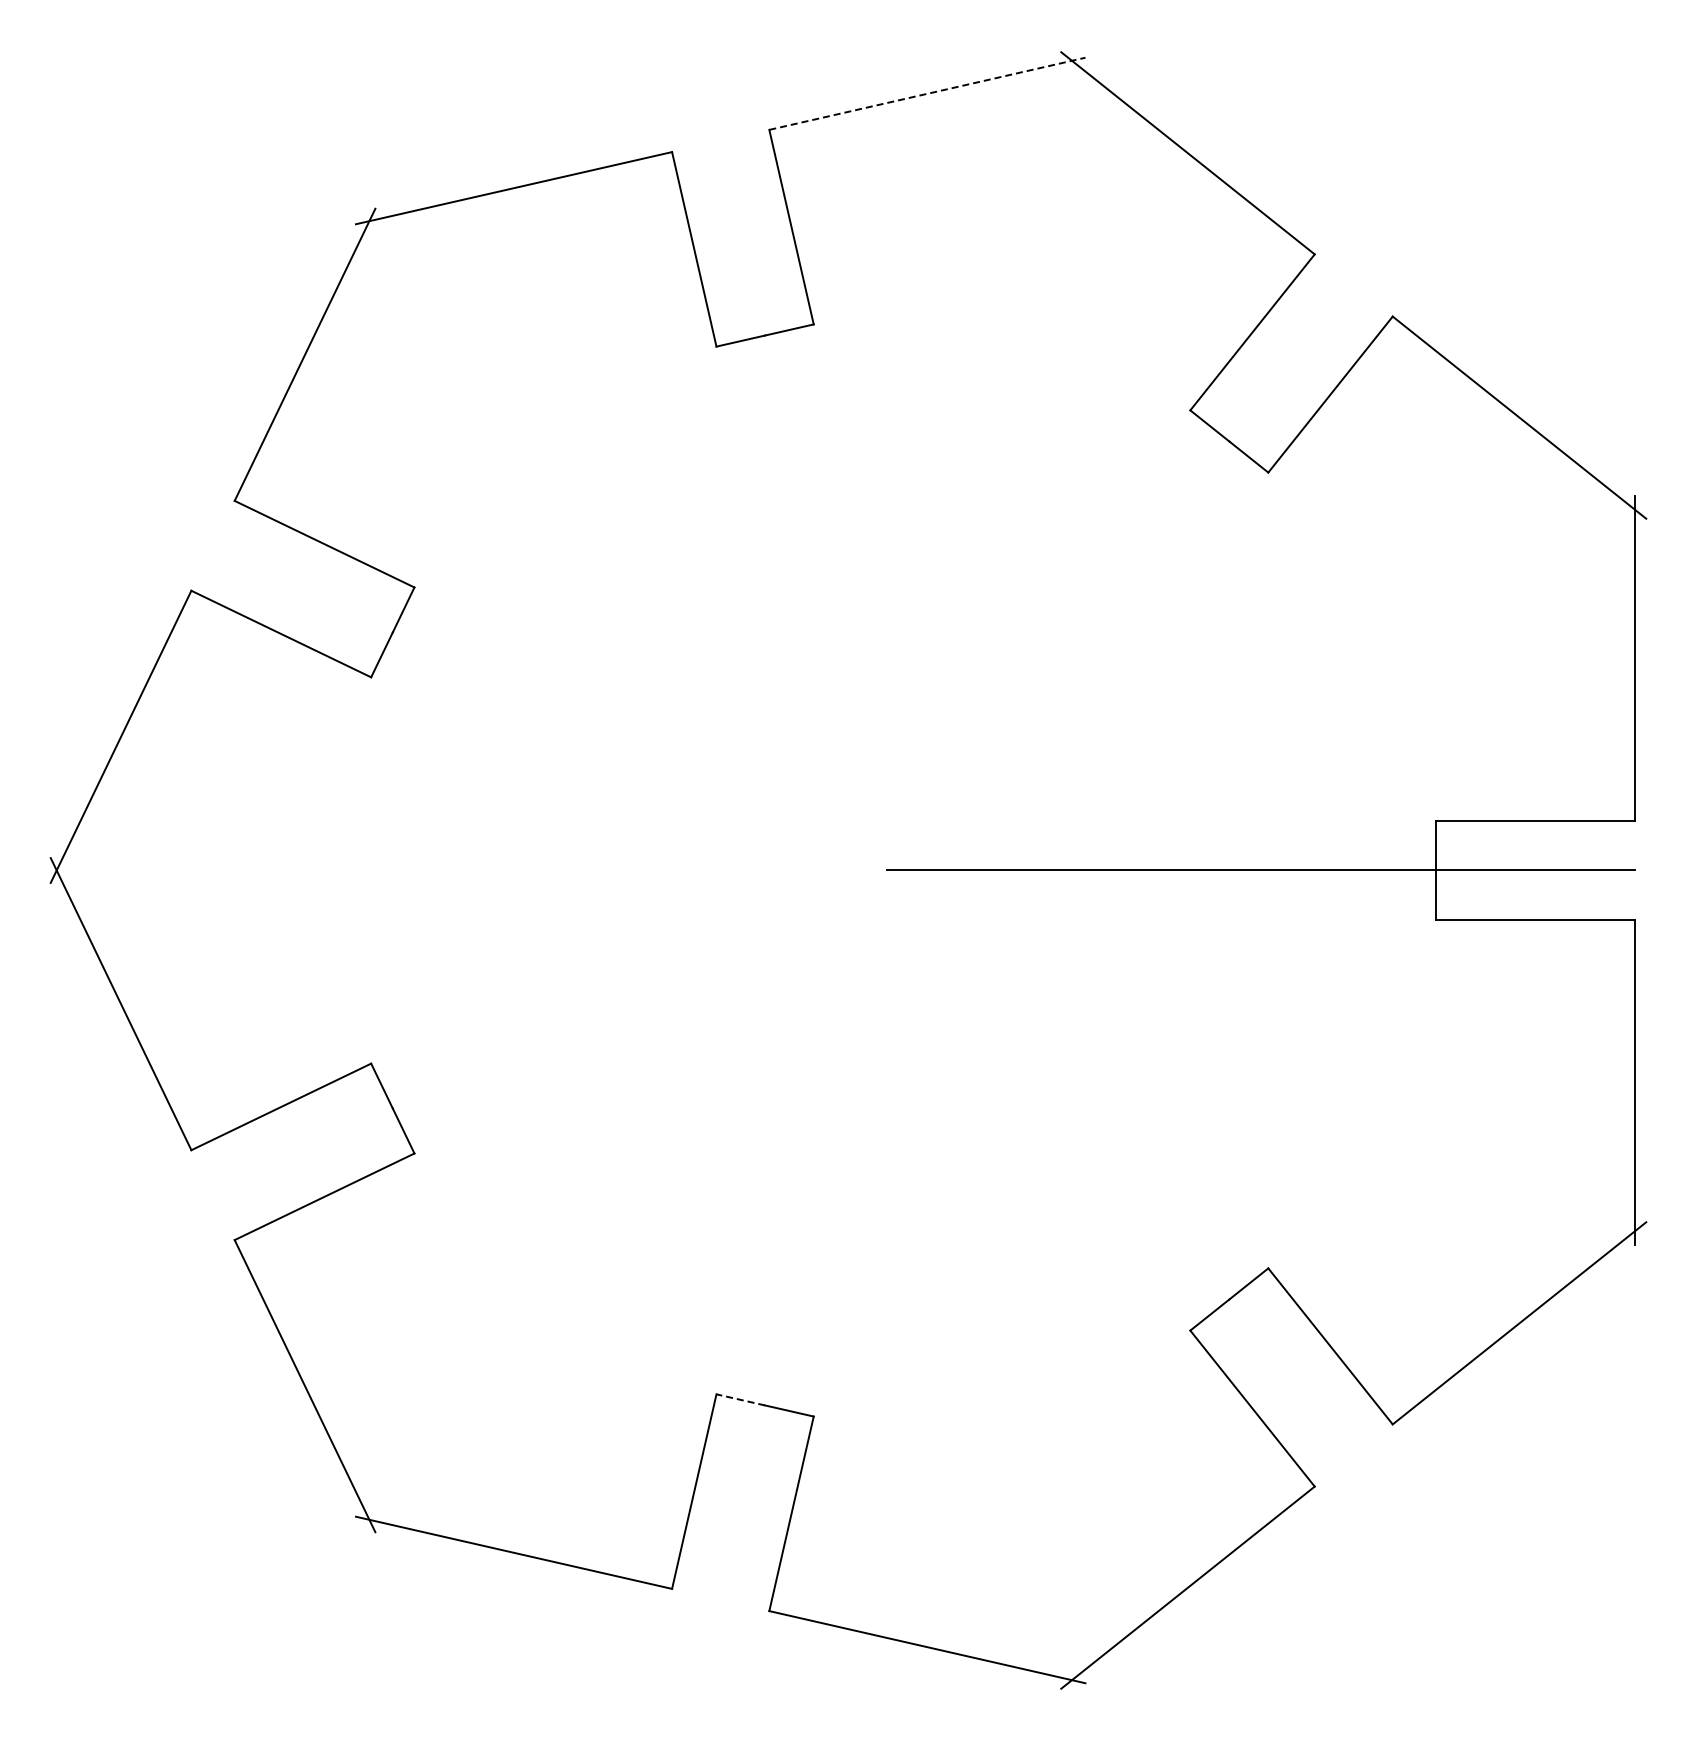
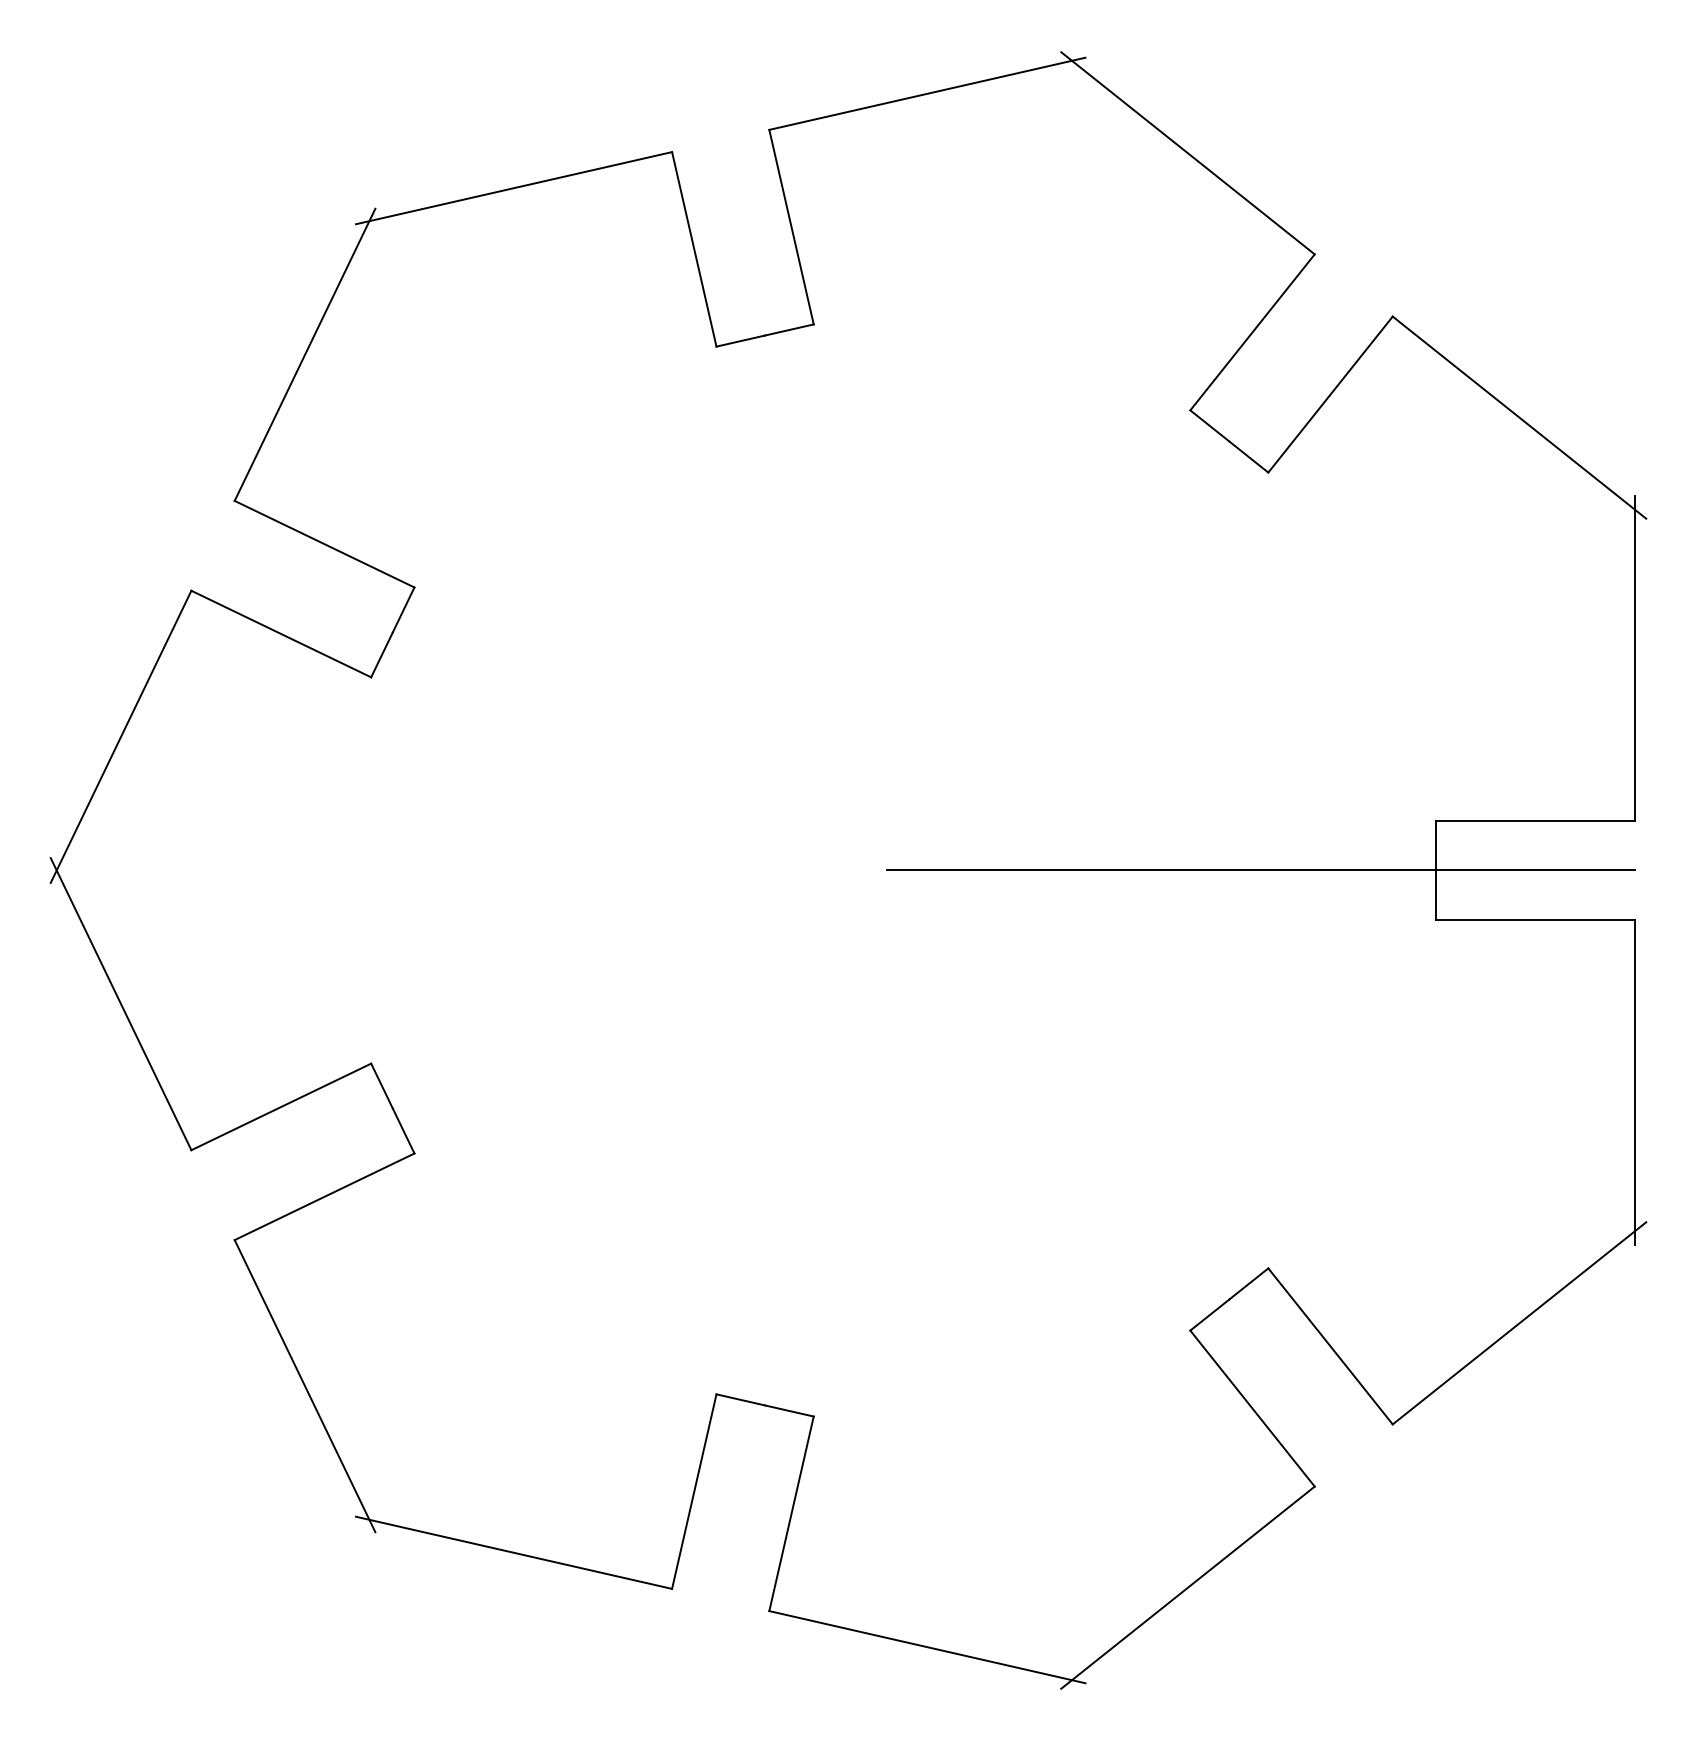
line: dashed -> solid (927, 93)
line: dashed -> solid (740, 1399)
